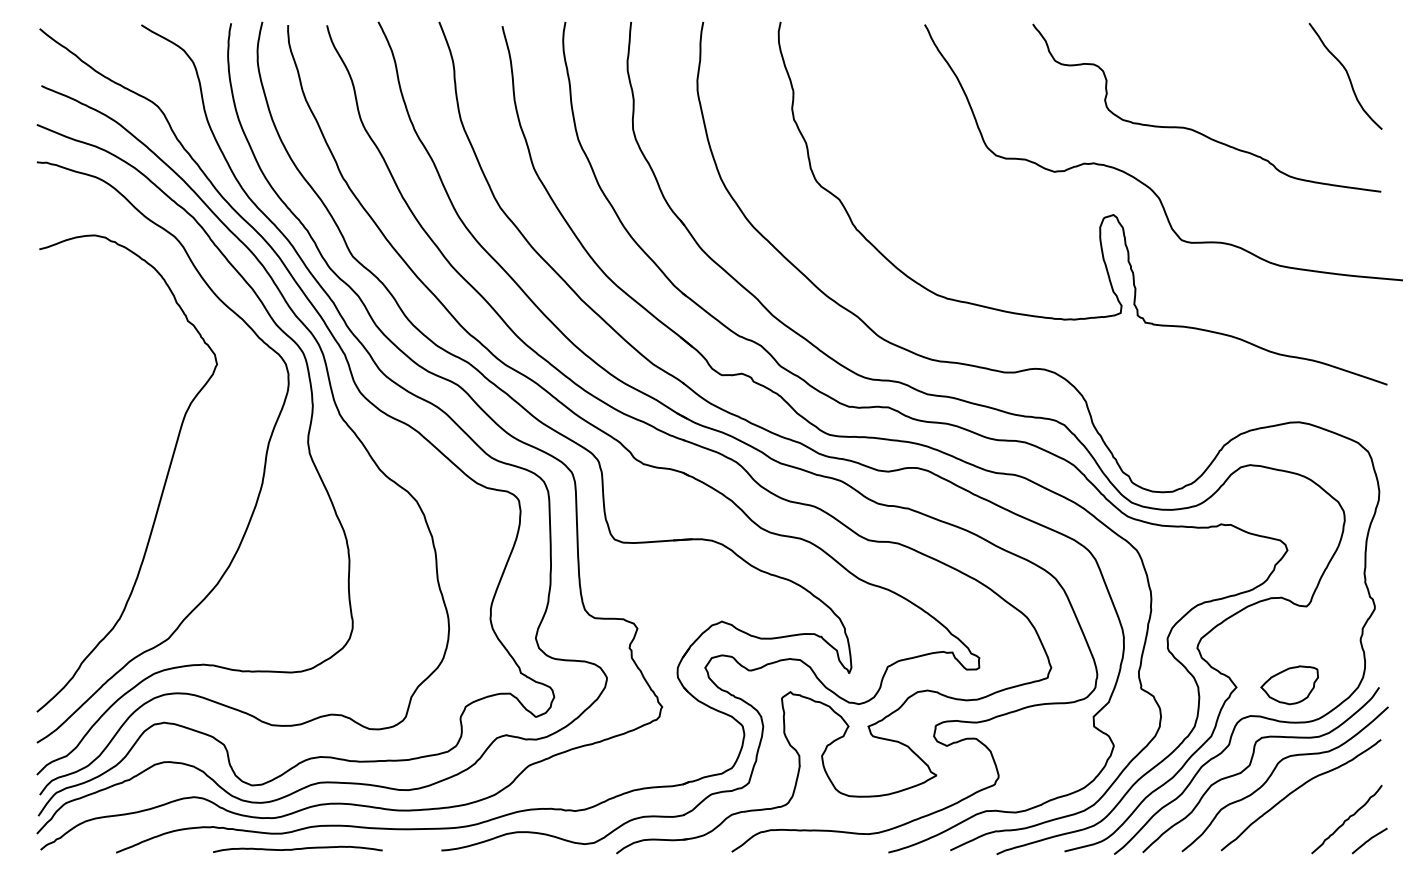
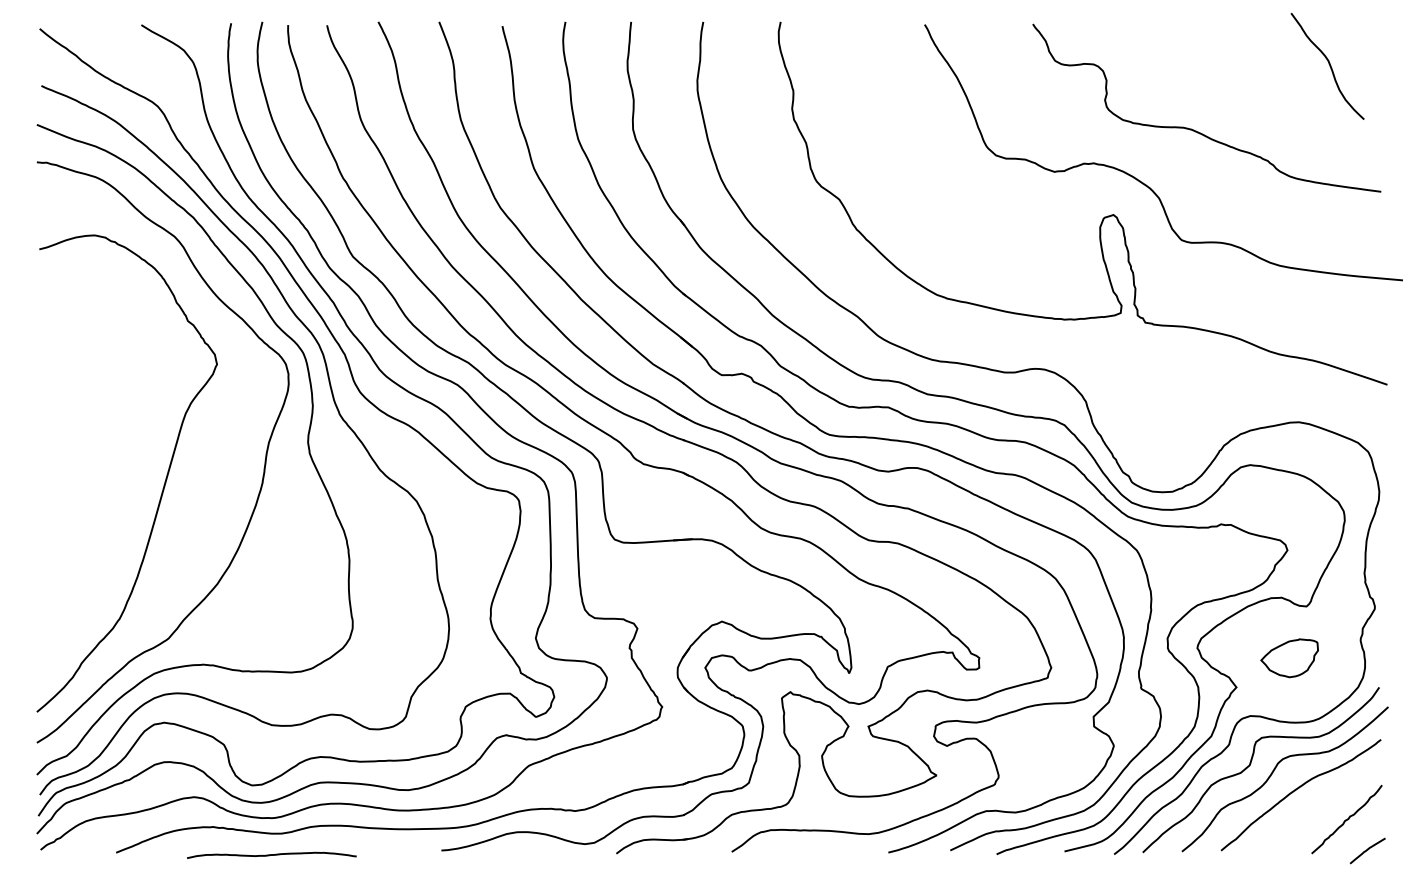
curve position: (1347, 76) -> (1329, 66) (1329, 66)
part position: (1289, 685) -> (1289, 658) (1289, 658)
curve position: (1369, 840) -> (1367, 850) (1367, 850)
curve position: (297, 848) -> (271, 854) (271, 854)
